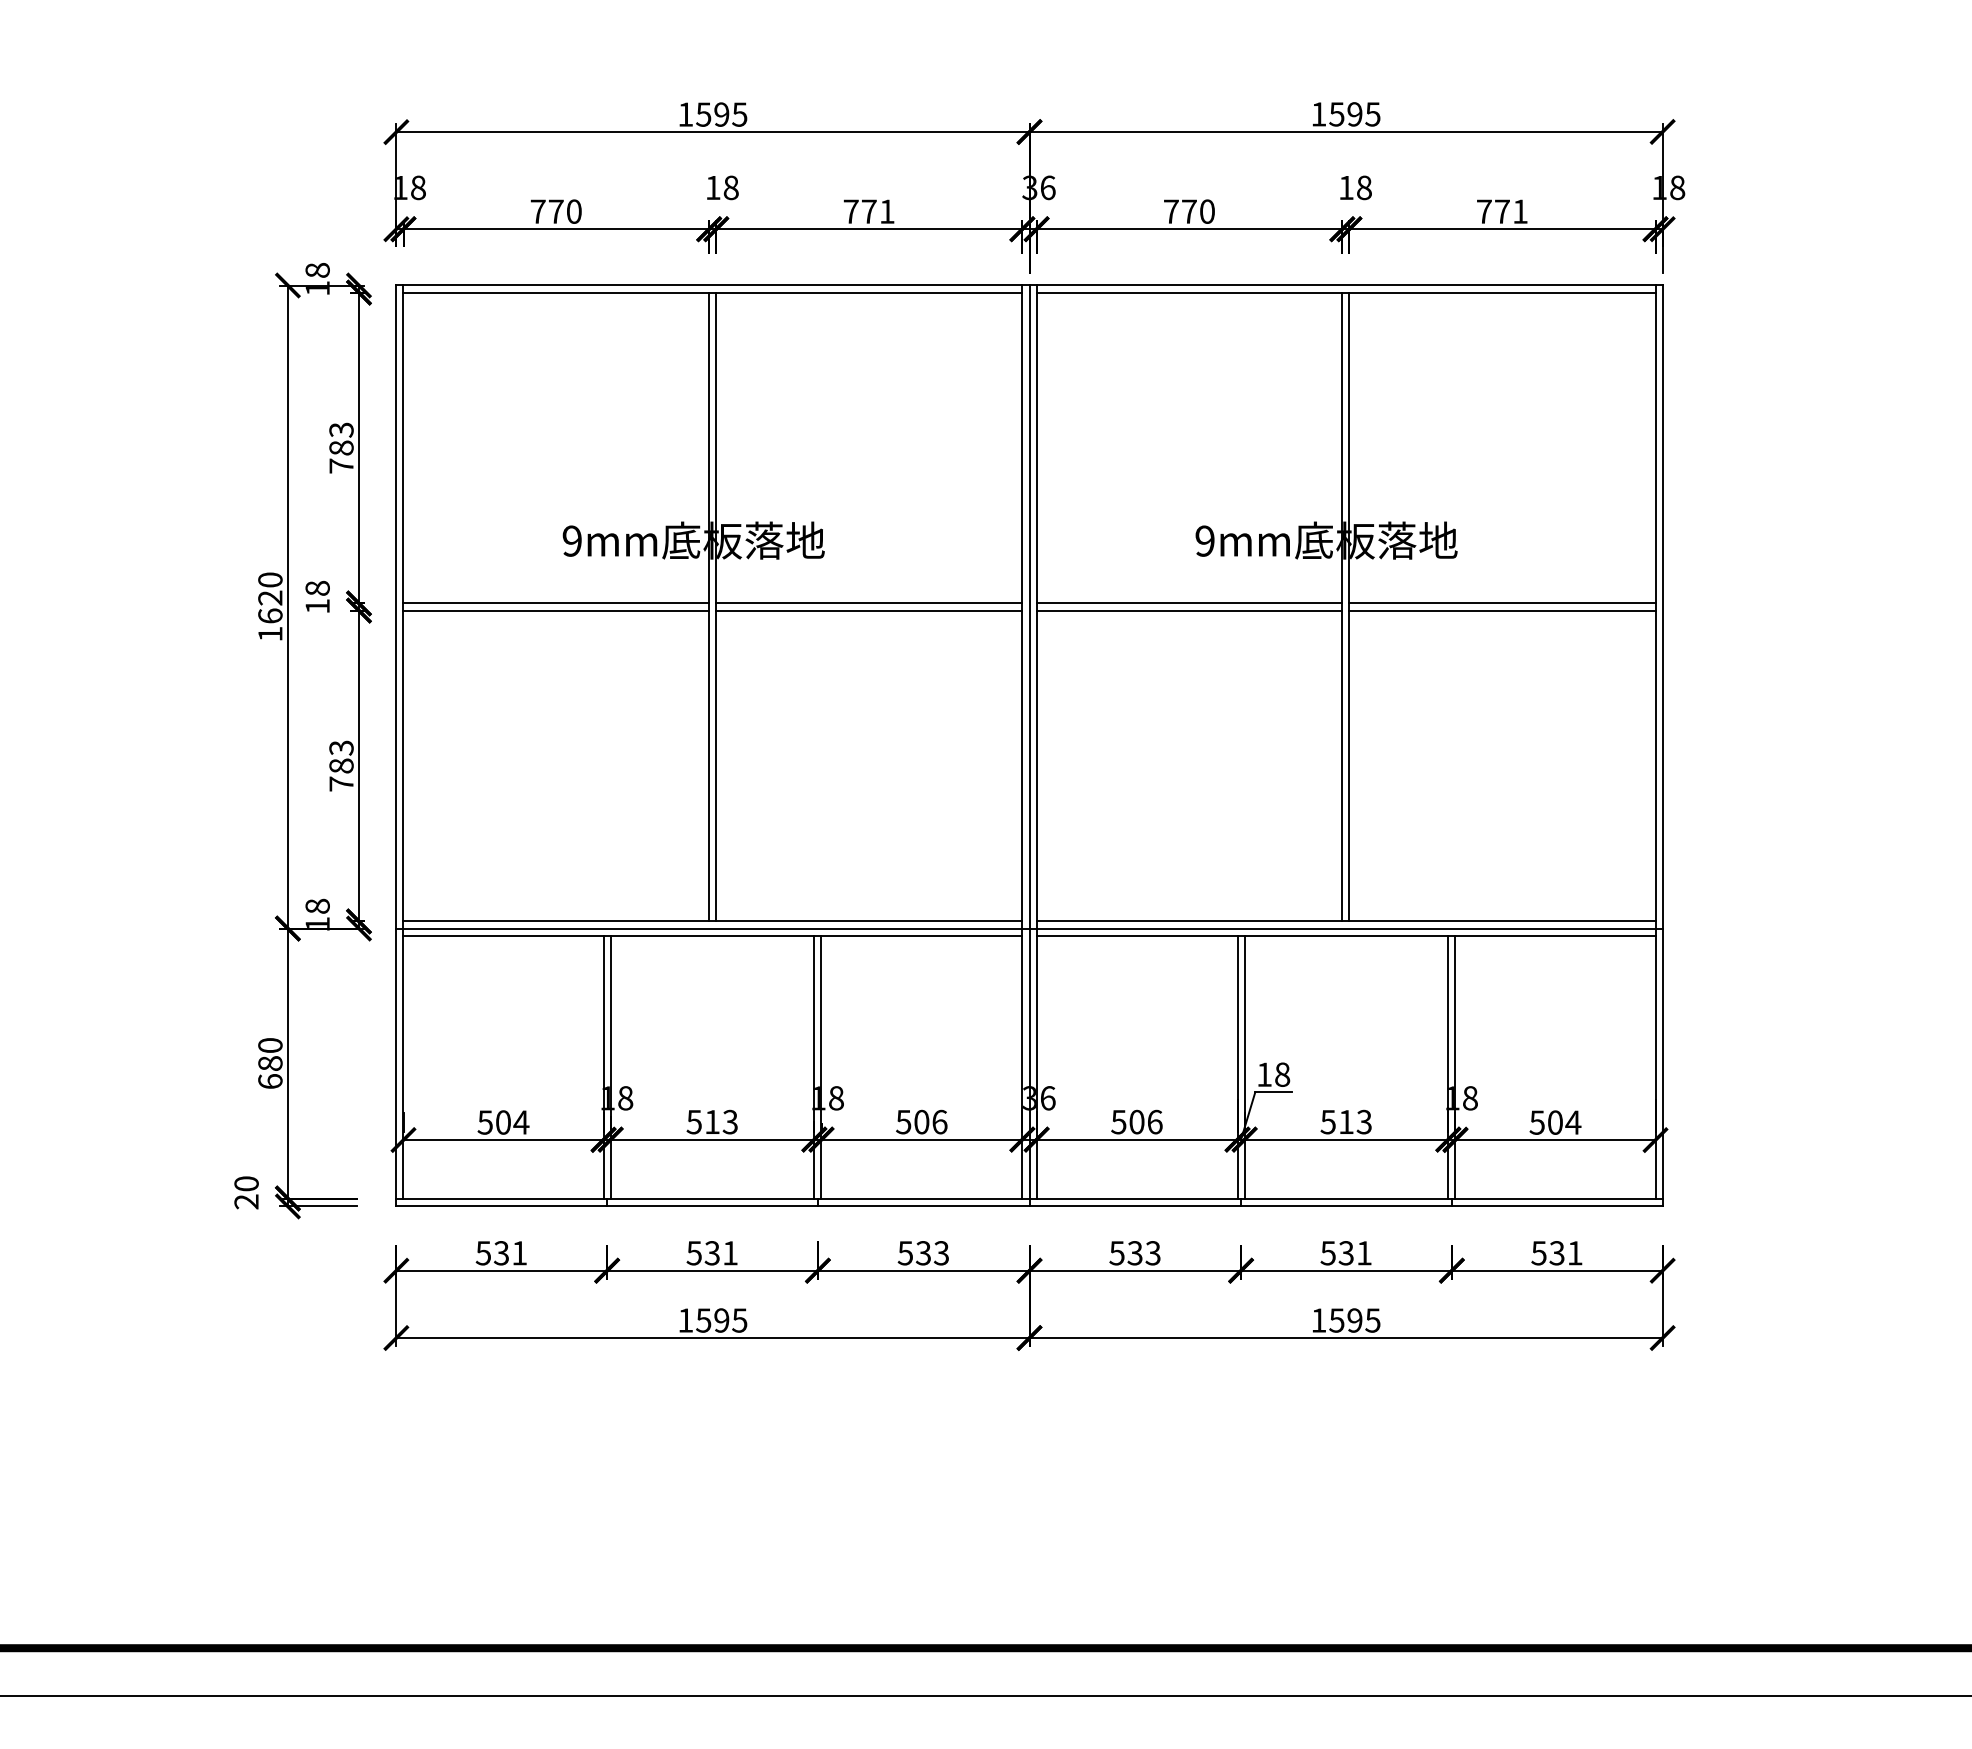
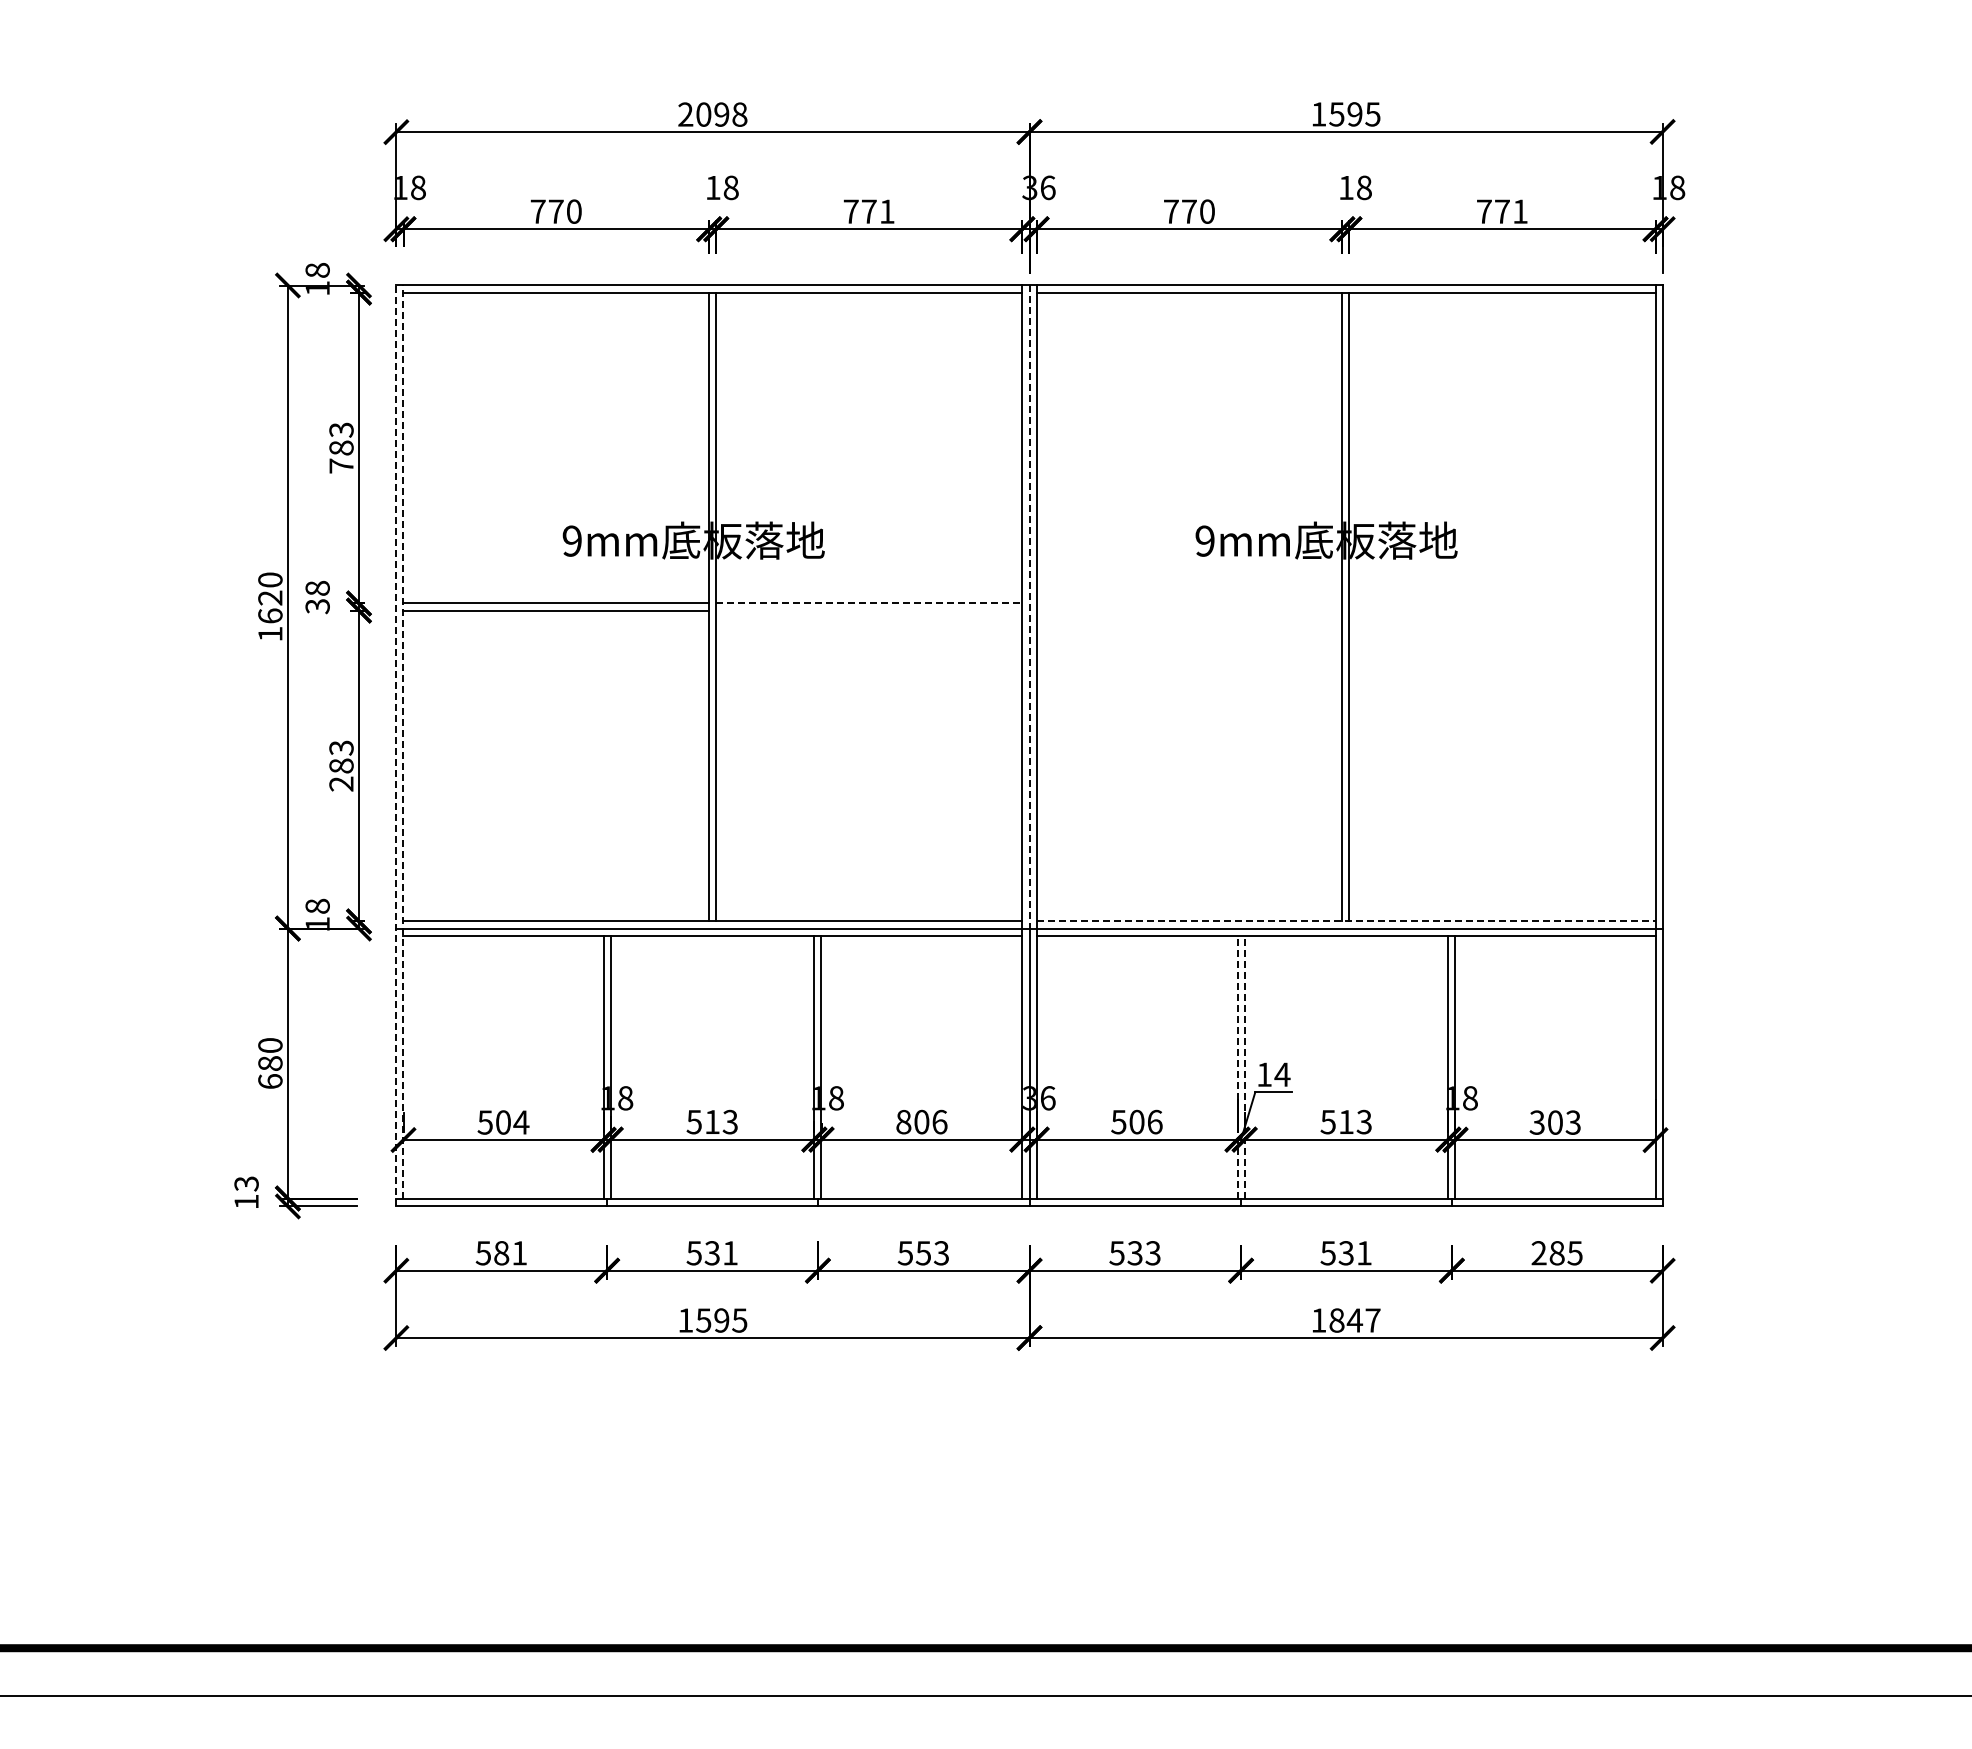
text: 1595 -> 2098 (712, 114)
line: solid -> dashed (869, 603)
line: present -> none (1189, 603)
line: present -> none (1502, 603)
text: 18 -> 38 (317, 606)
line: solid -> dashed (1029, 607)
line: present -> none (869, 610)
line: present -> none (1189, 610)
line: present -> none (1502, 610)
line: solid -> dashed (403, 742)
line: solid -> dashed (396, 745)
text: 783 -> 283 (341, 783)
line: solid -> dashed (1346, 921)
line: solid -> dashed (1237, 1066)
line: solid -> dashed (1244, 1066)
text: 18 -> 14 (1282, 1074)
text: 506 -> 806 (903, 1122)
text: 504 -> 303 (1555, 1122)
text: 20 -> 13 (246, 1192)
text: 531 -> 581 (501, 1253)
text: 533 -> 553 (923, 1253)
text: 531 -> 285 (1556, 1253)
text: 1595 -> 1847 (1354, 1320)
